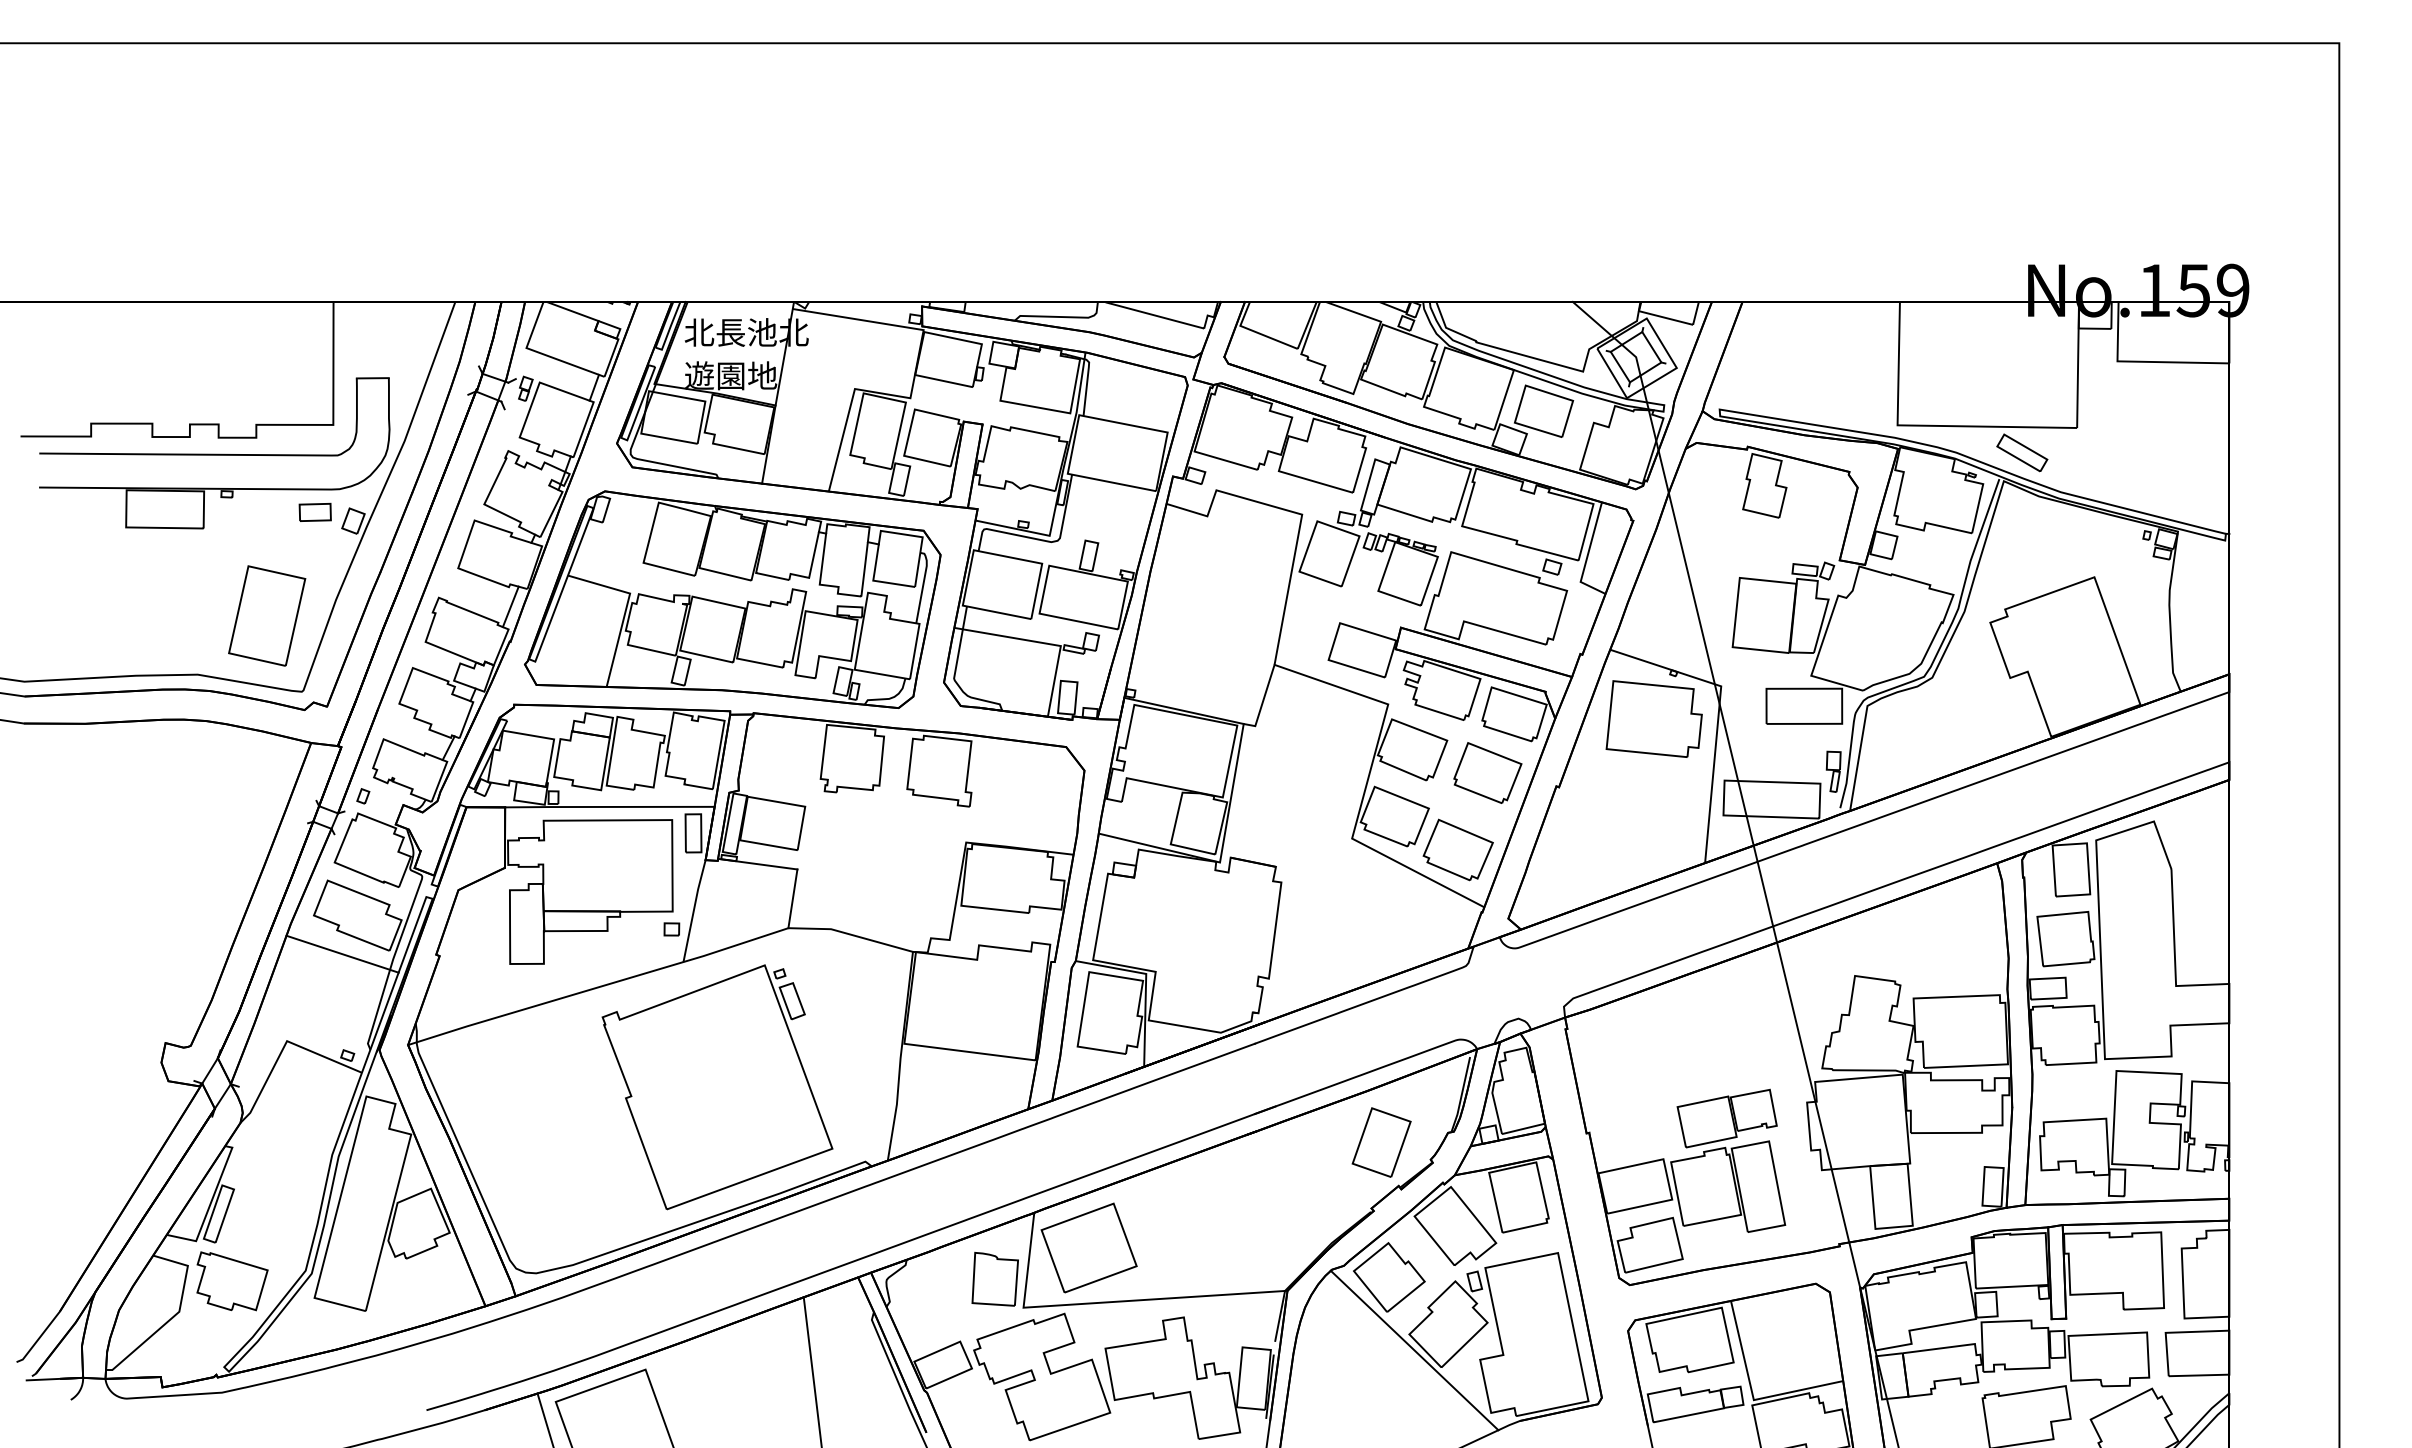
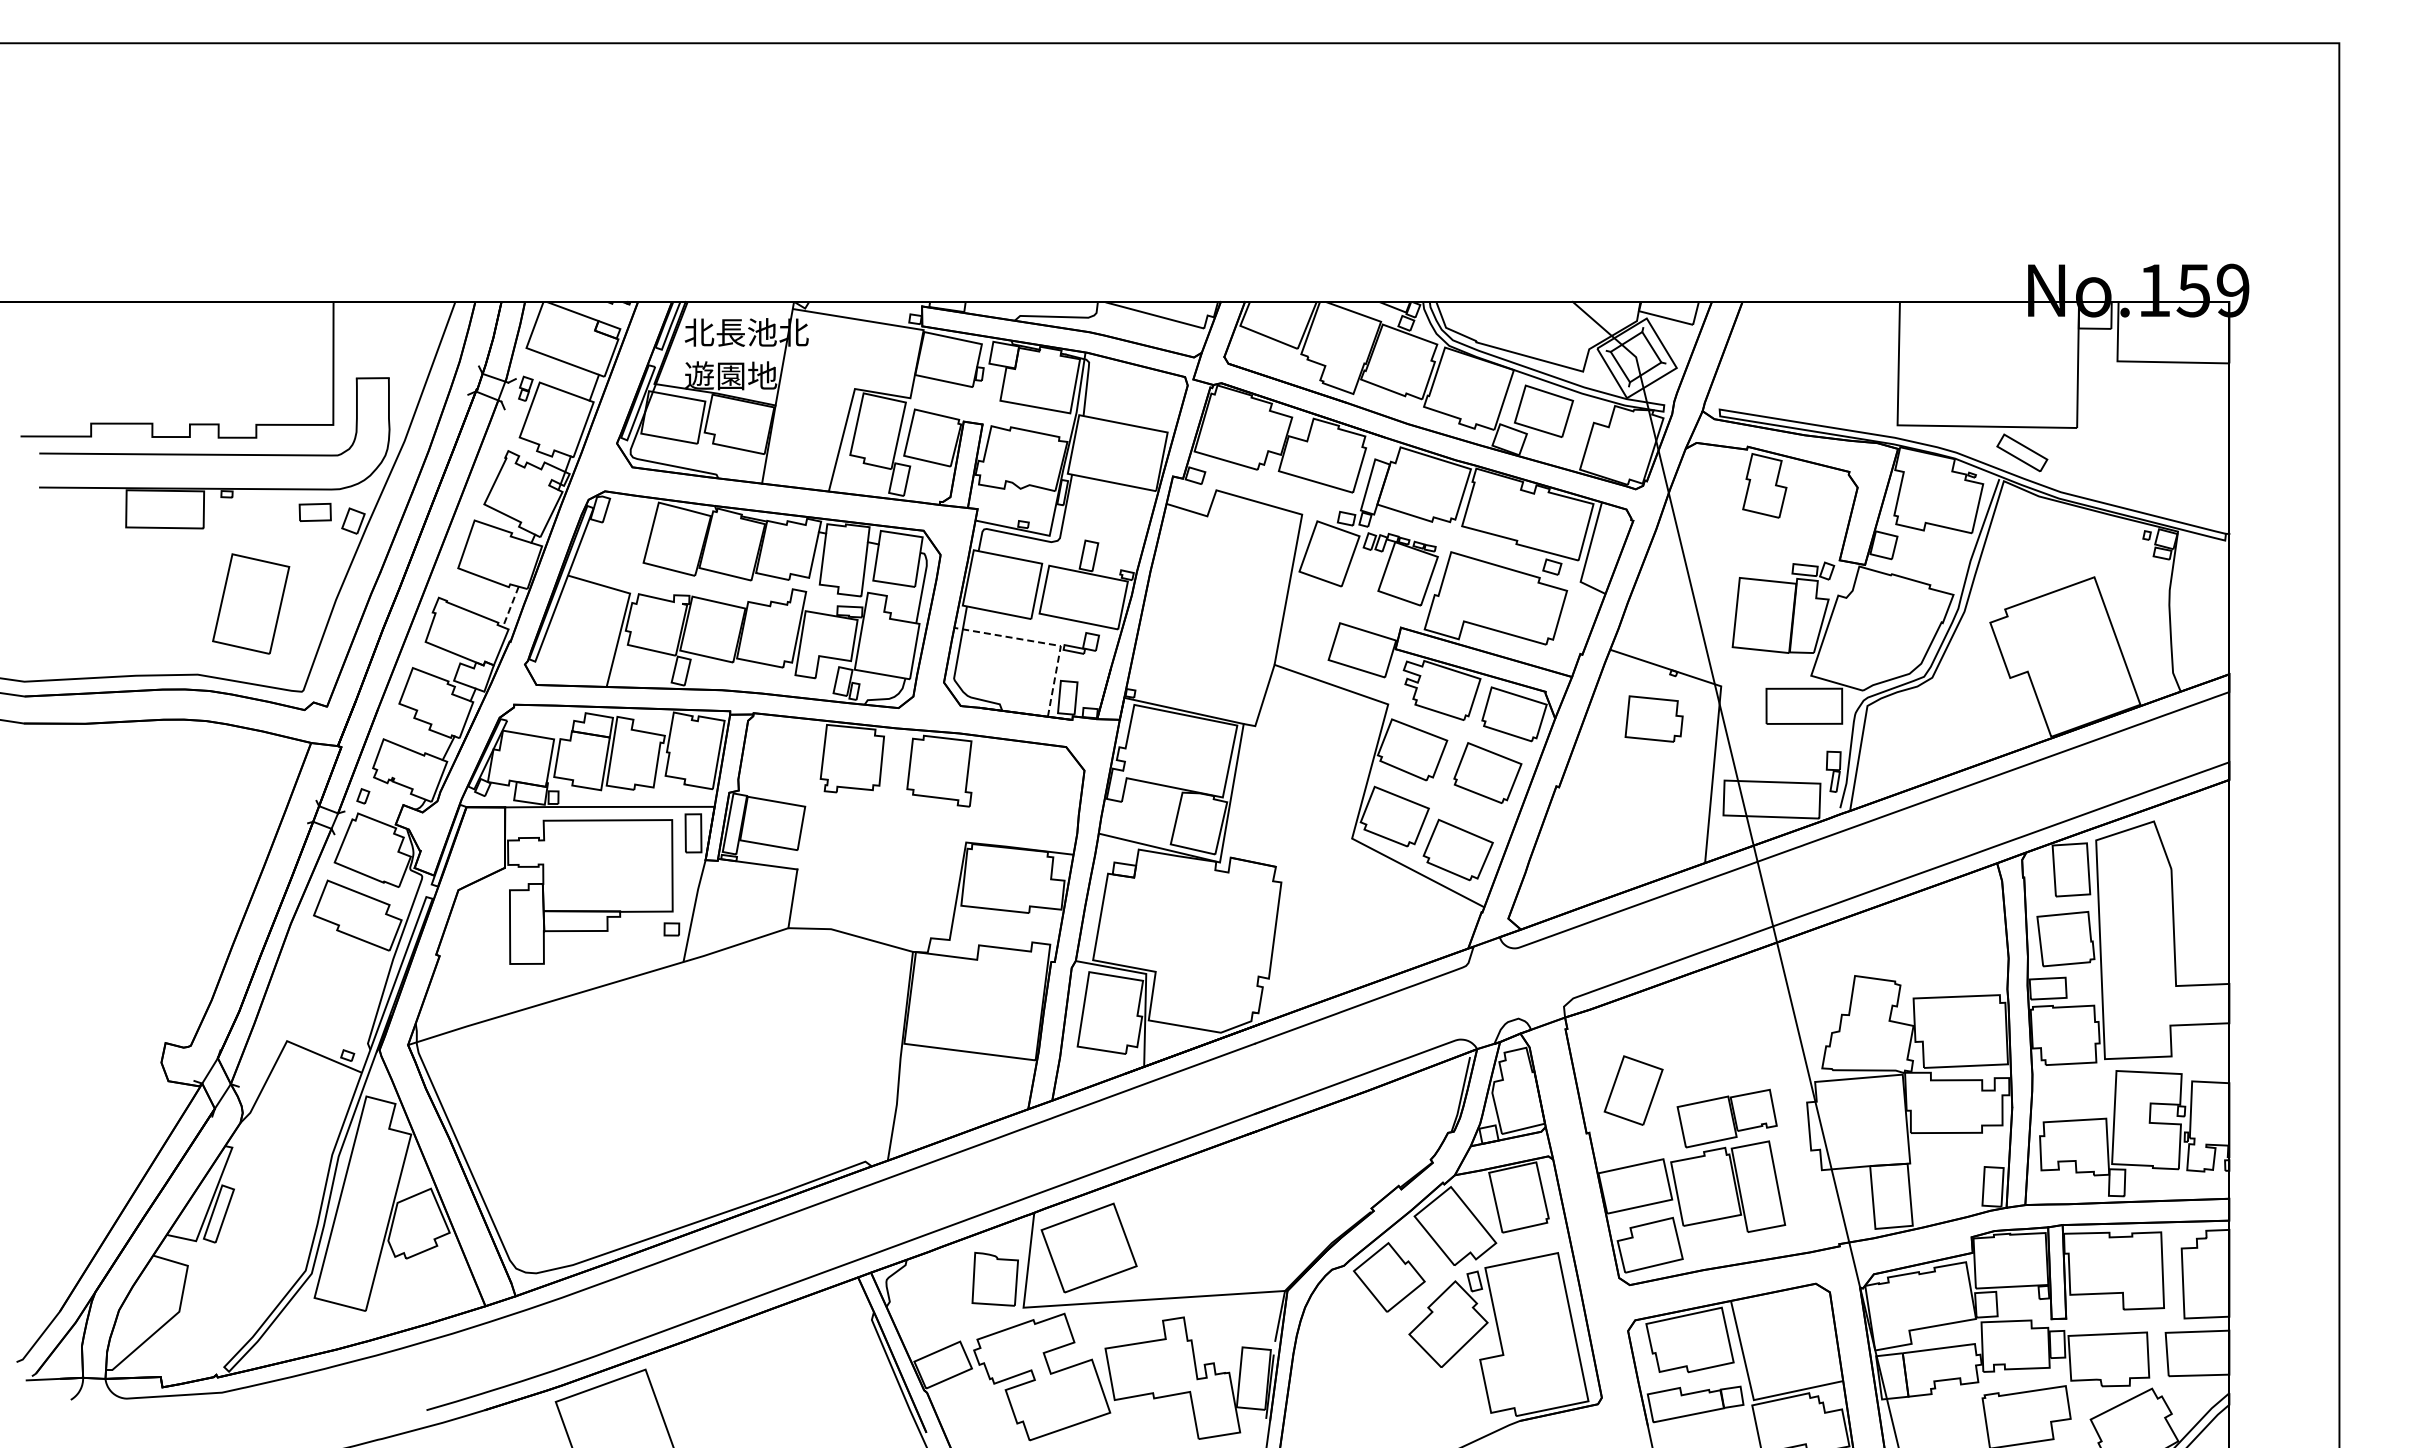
line: solid -> dashed (510, 606)
part position: (267, 615) -> (251, 603) (251, 603)
line: solid -> dashed (1043, 643)
part size: 98x78 px -> 60x48 px (1653, 718)
line: present -> none (342, 953)
part: present -> none (717, 1087)
part position: (1381, 1142) -> (1633, 1090) (1633, 1090)
part: present -> none (232, 1281)
line: present -> none (1414, 1350)
line: present -> none (812, 1370)
line: present -> none (544, 1418)
